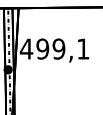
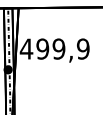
text: 499,1 -> 499,9 (82, 48)
